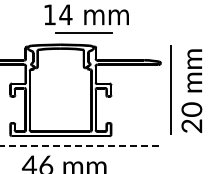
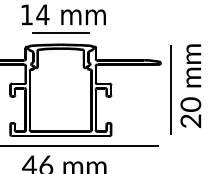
part position: (86, 18) -> (63, 18) (63, 18)
text position: (191, 90) -> (190, 85) (190, 85)
line: dashed -> solid (79, 146)
